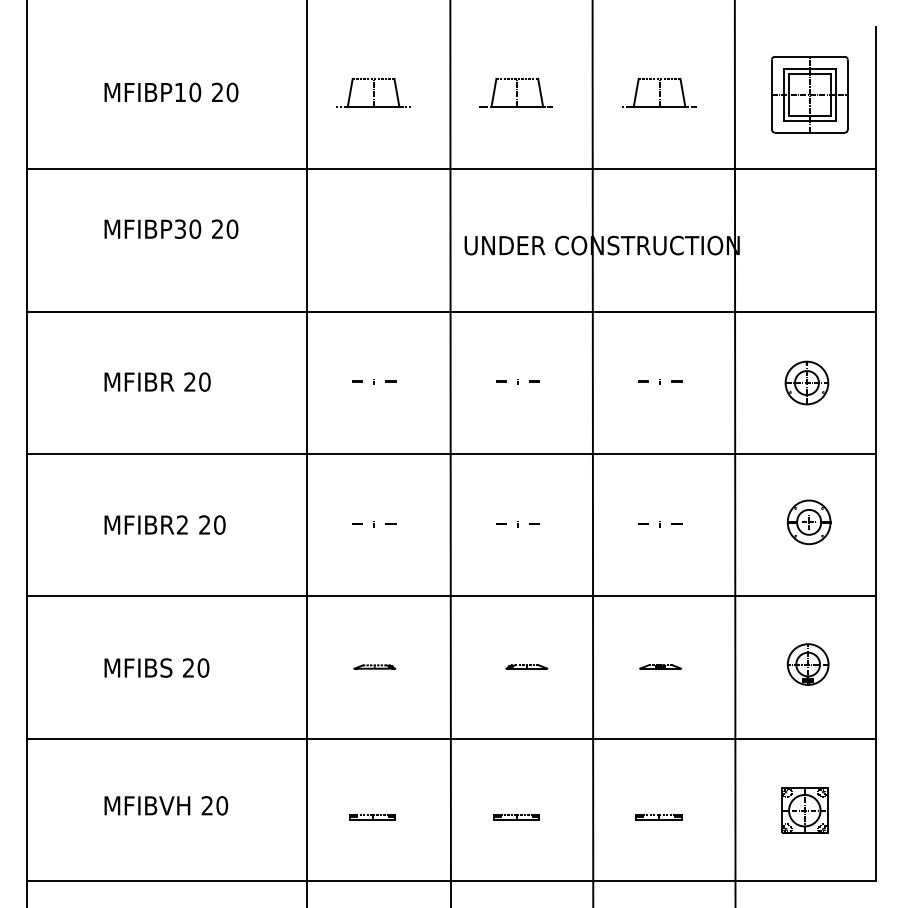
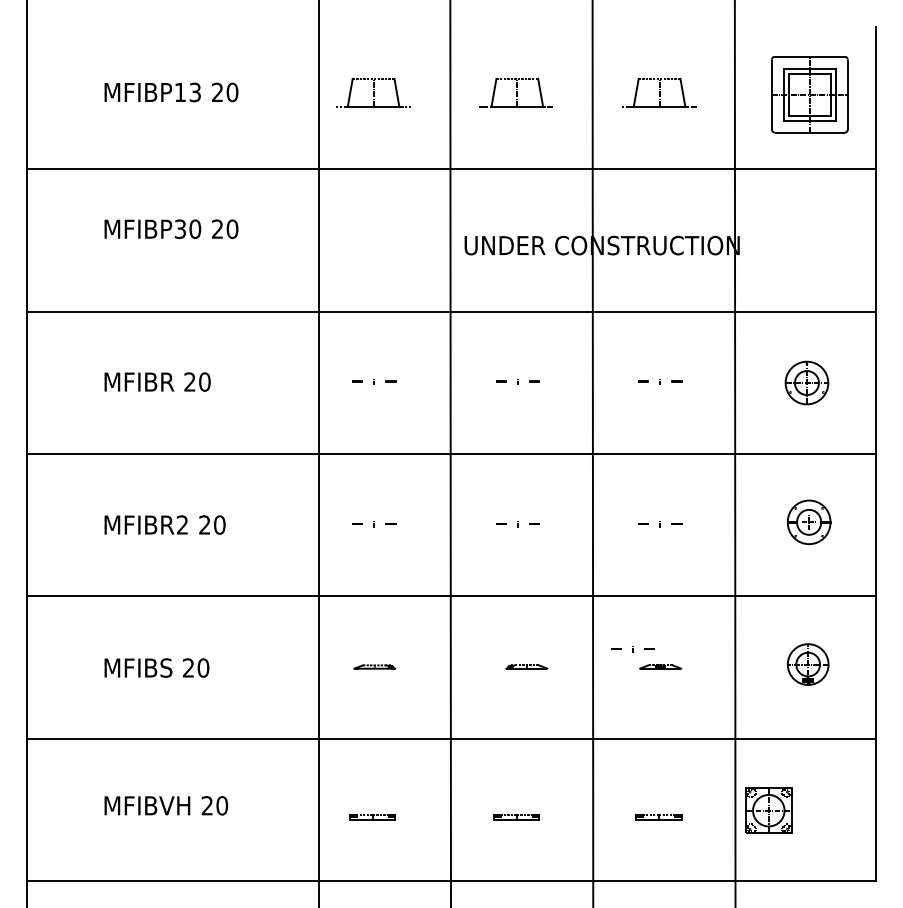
text: MFIBP10 -> MFIBP13 (195, 92)
line position: (306, 453) -> (318, 453) (318, 453)
part: none -> present (632, 649)
part position: (804, 810) -> (768, 810) (768, 810)
